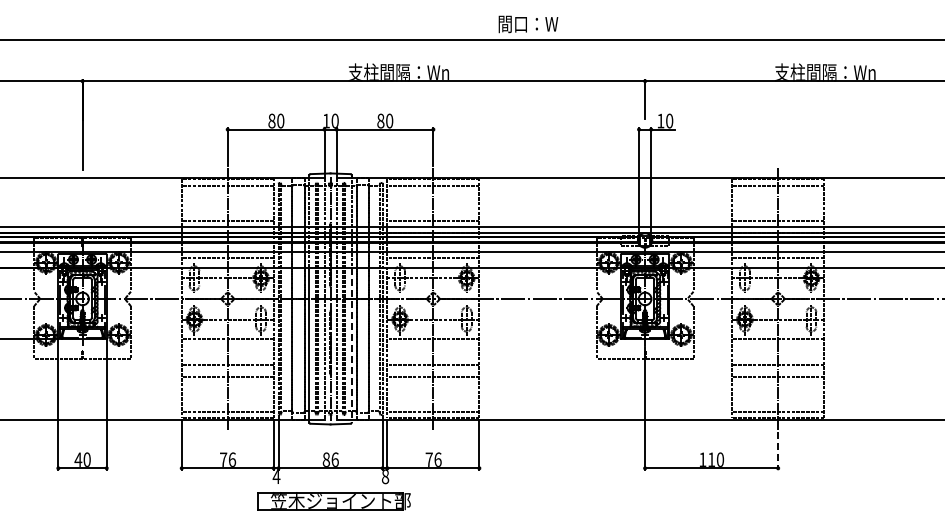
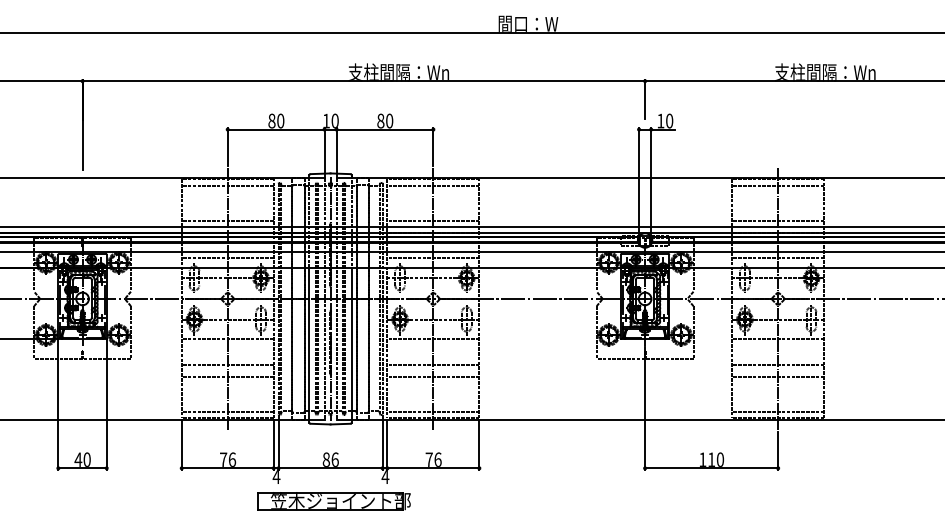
line position: (471, 39) -> (471, 32) (471, 32)
line: dashed -> solid (351, 345)
line: dashed -> solid (778, 450)
text: 8 -> 4 (385, 476)
